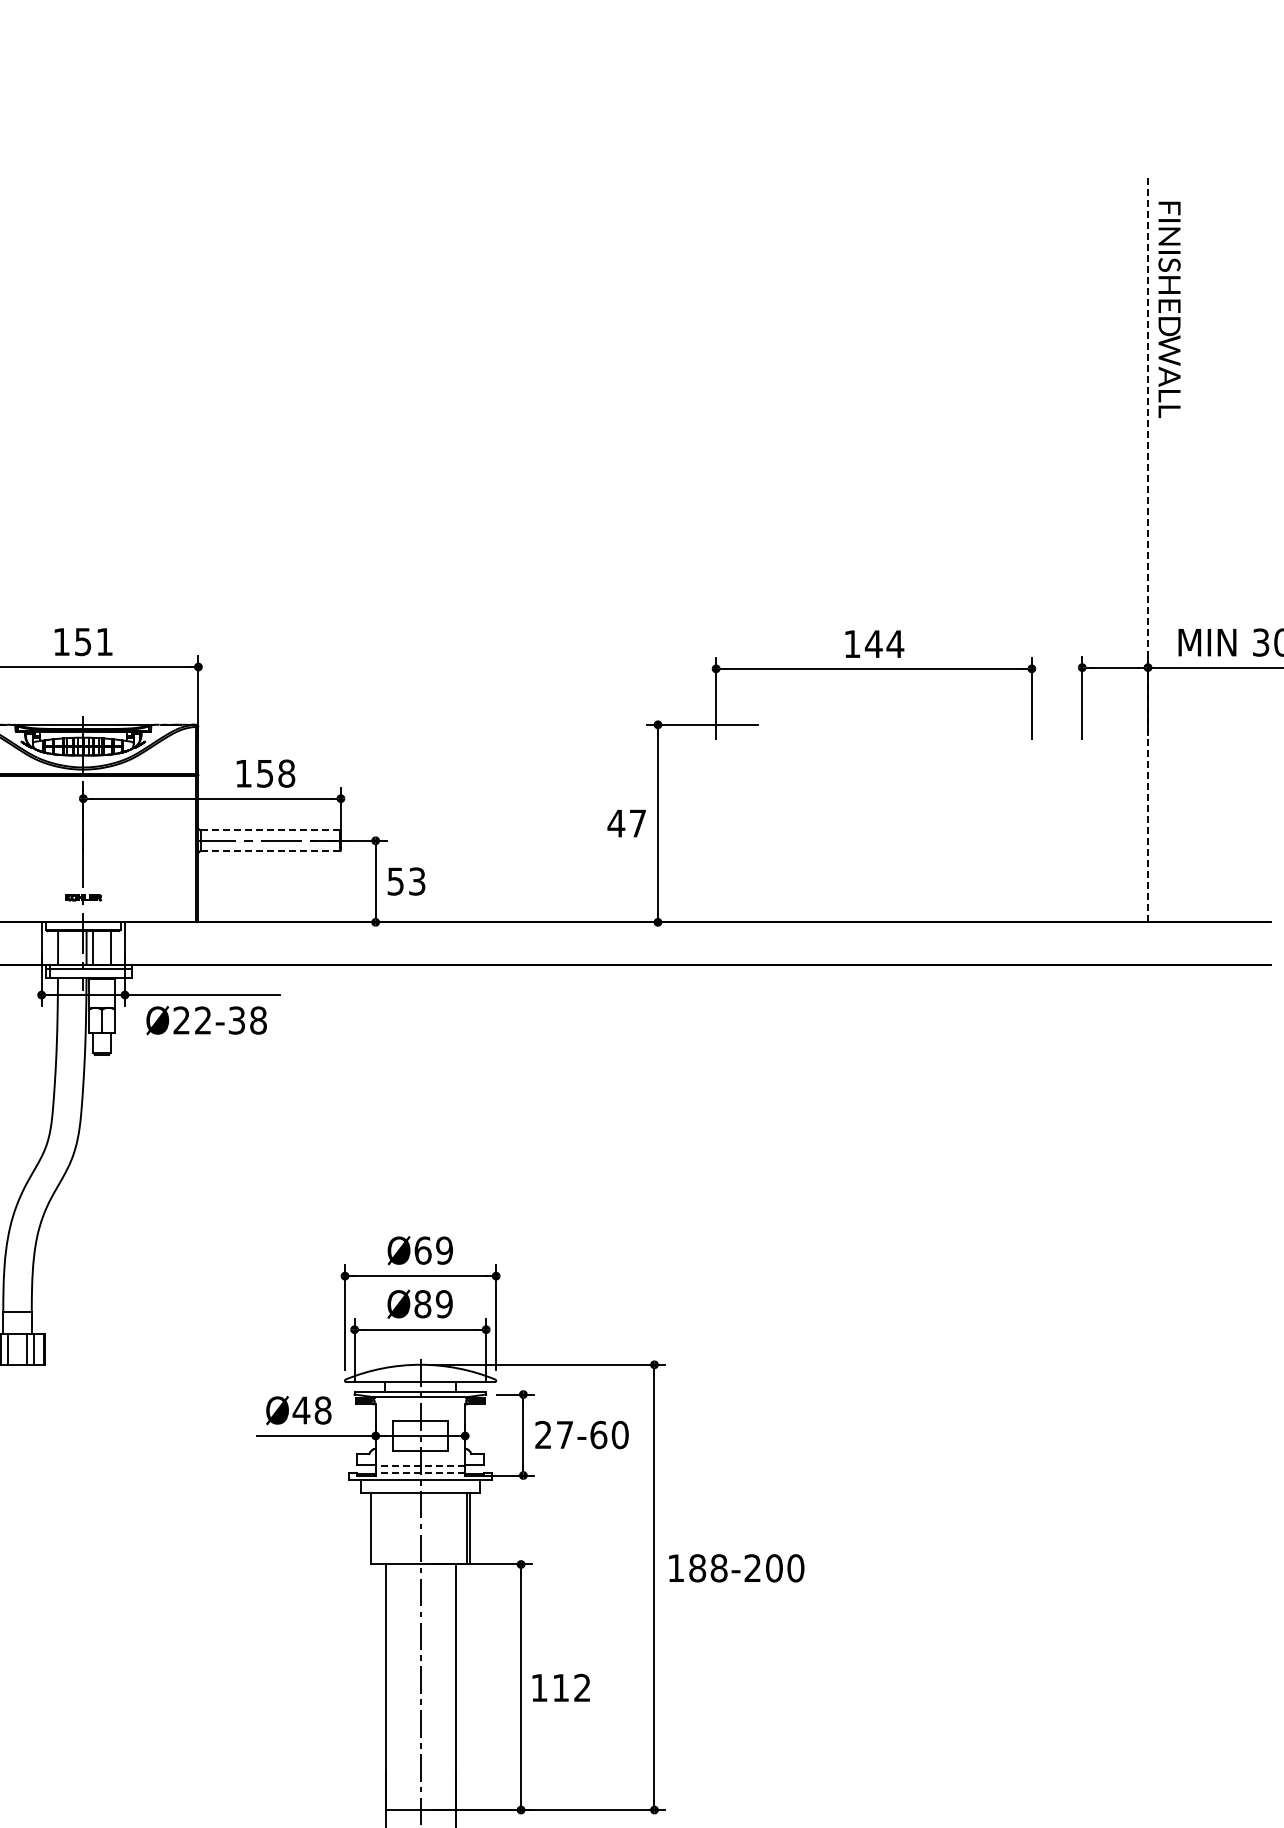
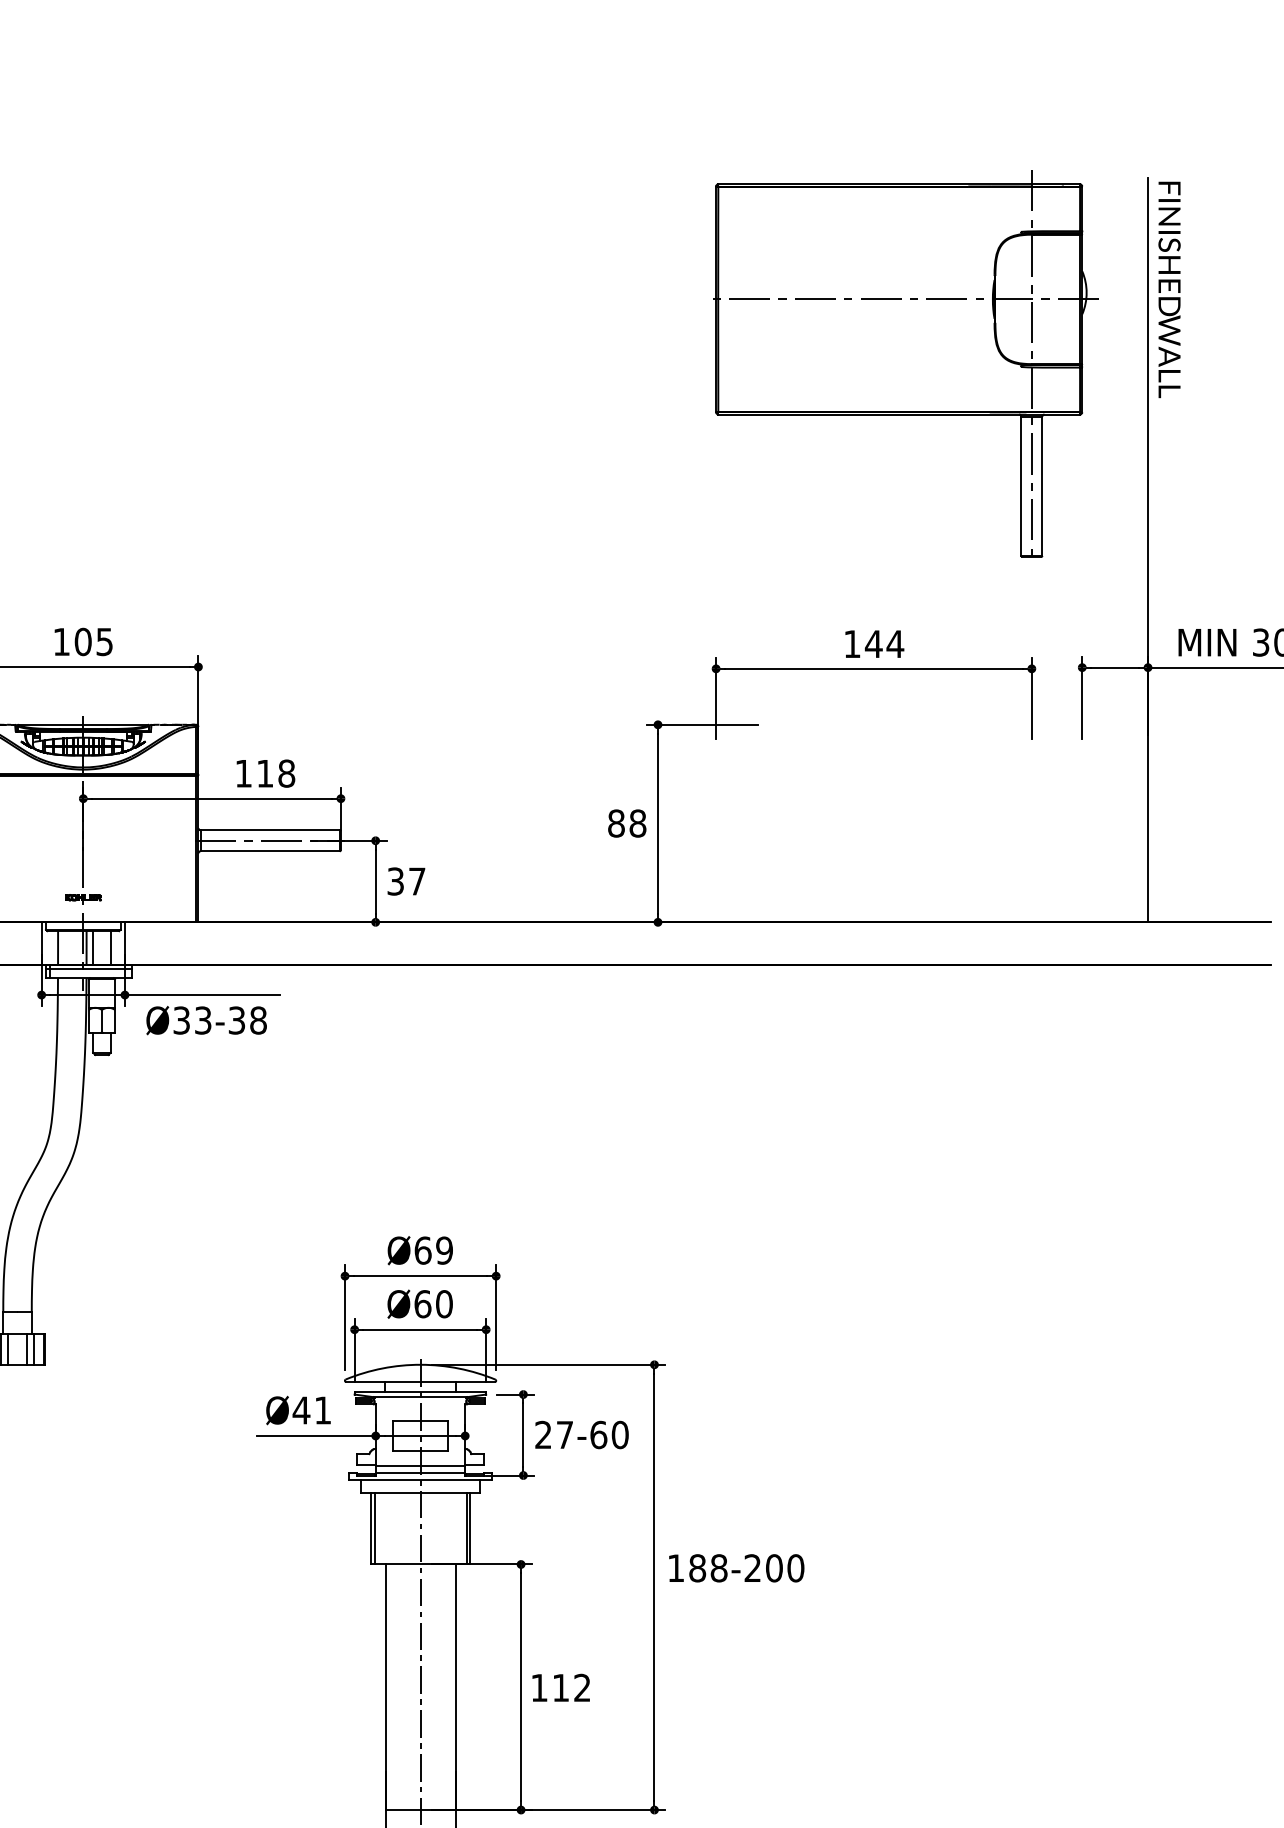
text position: (1169, 309) -> (1169, 289) (1169, 289)
part: none -> present (905, 363)
line: dashed -> solid (1148, 550)
text: 151 -> 105 (93, 641)
text: 158 -> 118 (265, 773)
text: 47 -> 88 (626, 823)
line: dashed -> solid (270, 830)
line: dashed -> solid (270, 851)
text: 53 -> 37 (406, 881)
text: Ø22-38 -> Ø33-38 (192, 1020)
text: Ø89 -> Ø60 (433, 1304)
text: Ø48 -> Ø41 (322, 1410)
line: dashed -> solid (420, 1465)
line: dashed -> solid (420, 1472)
line: none -> present (374, 1528)
